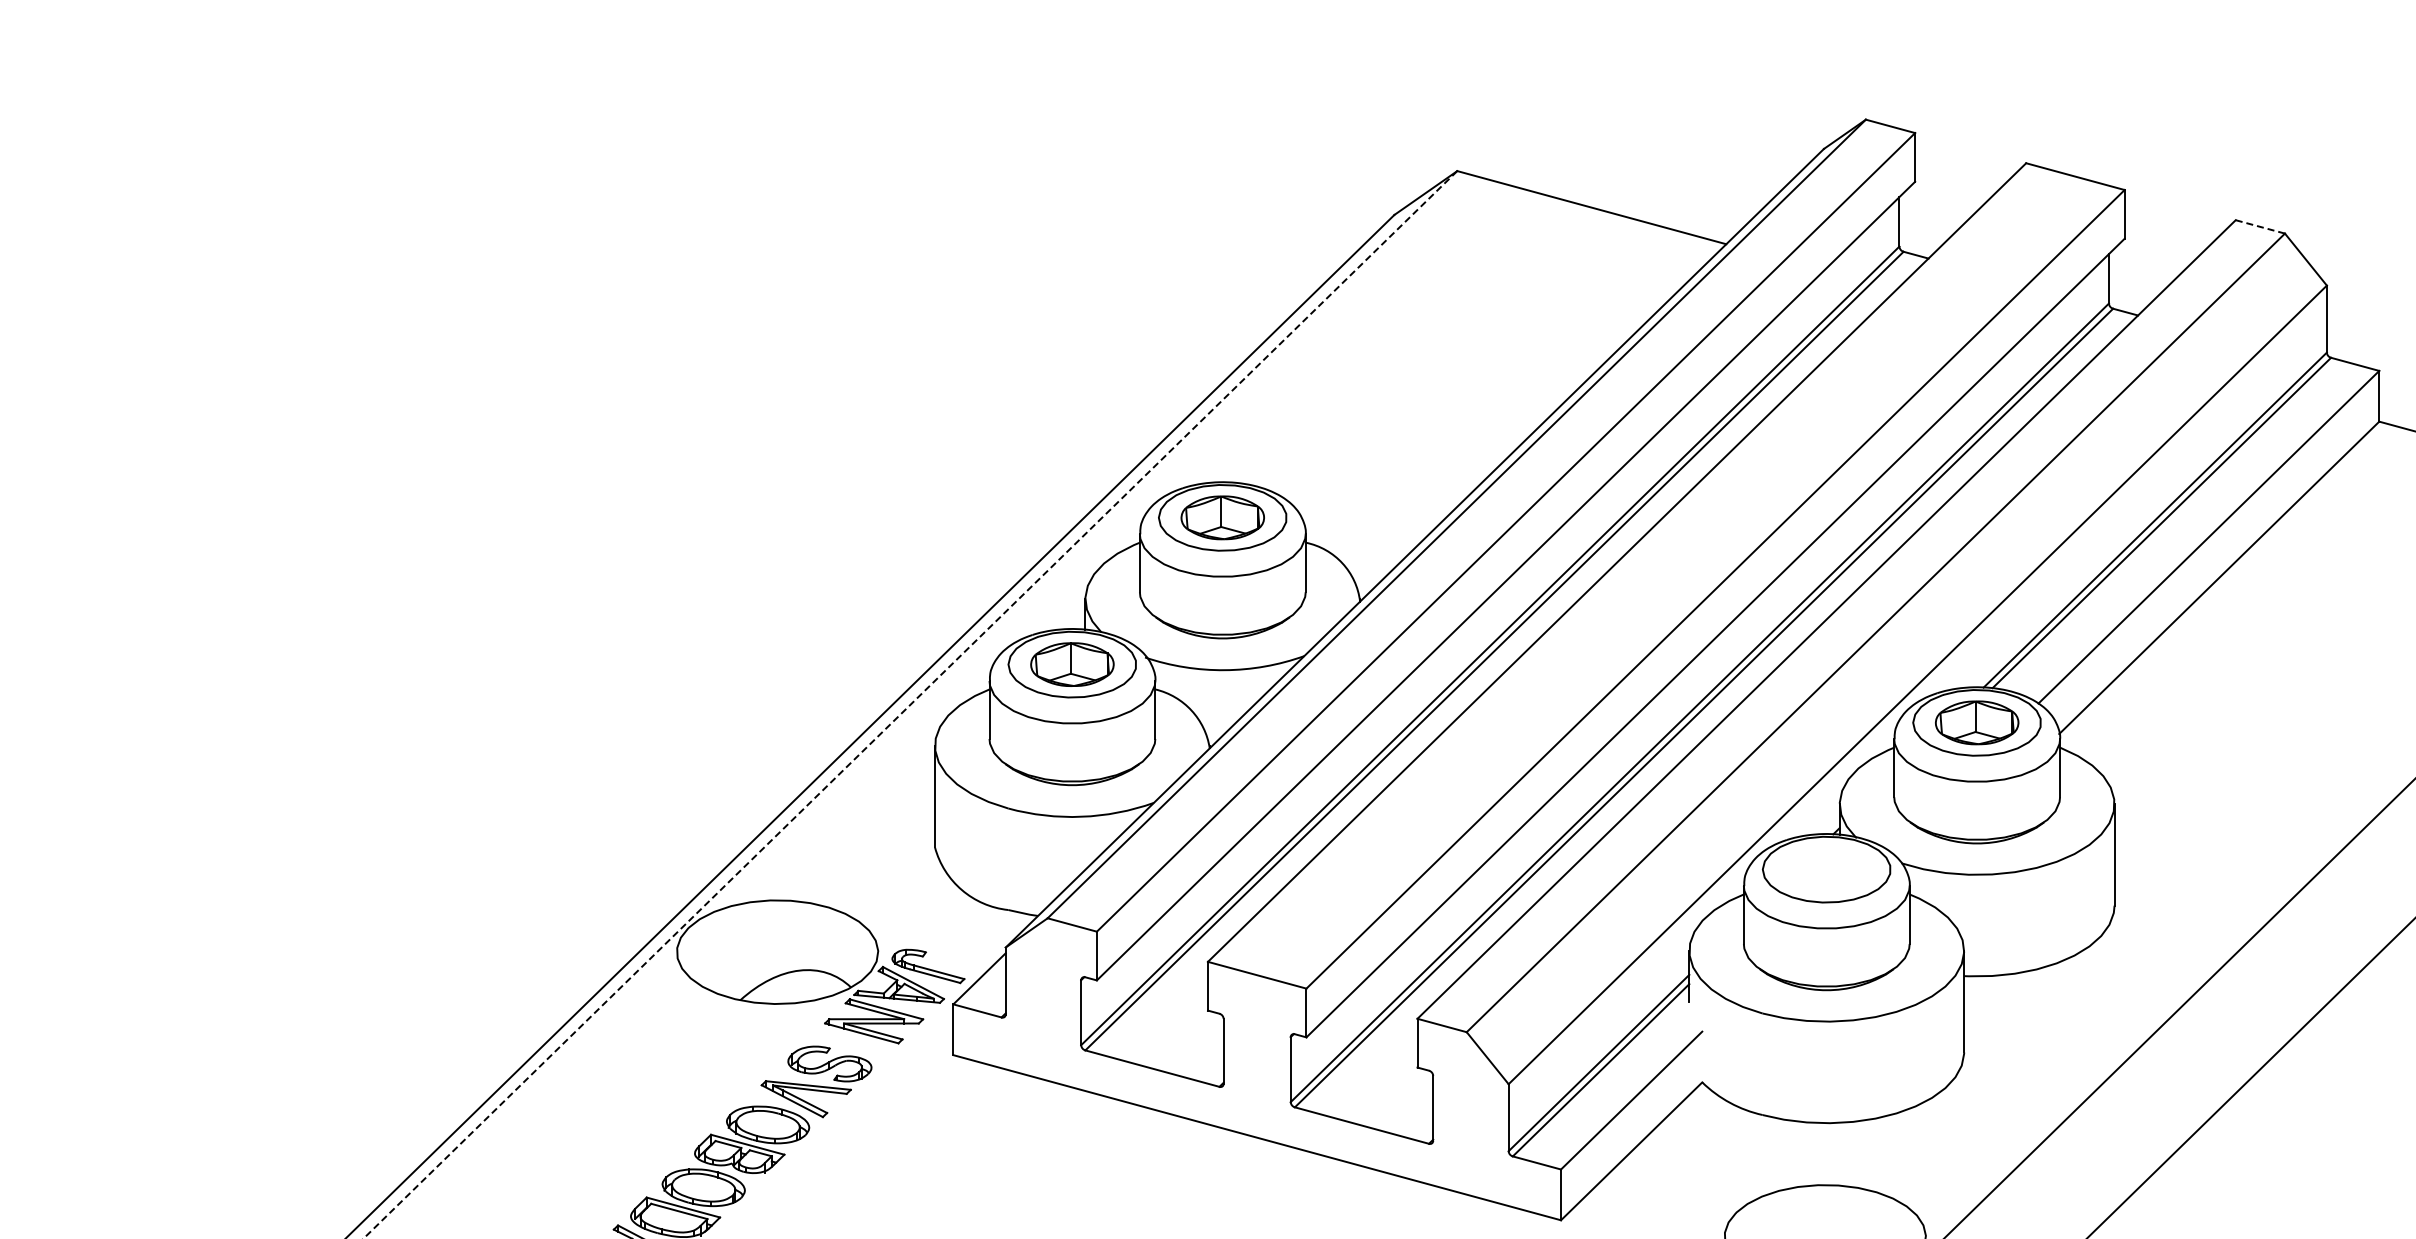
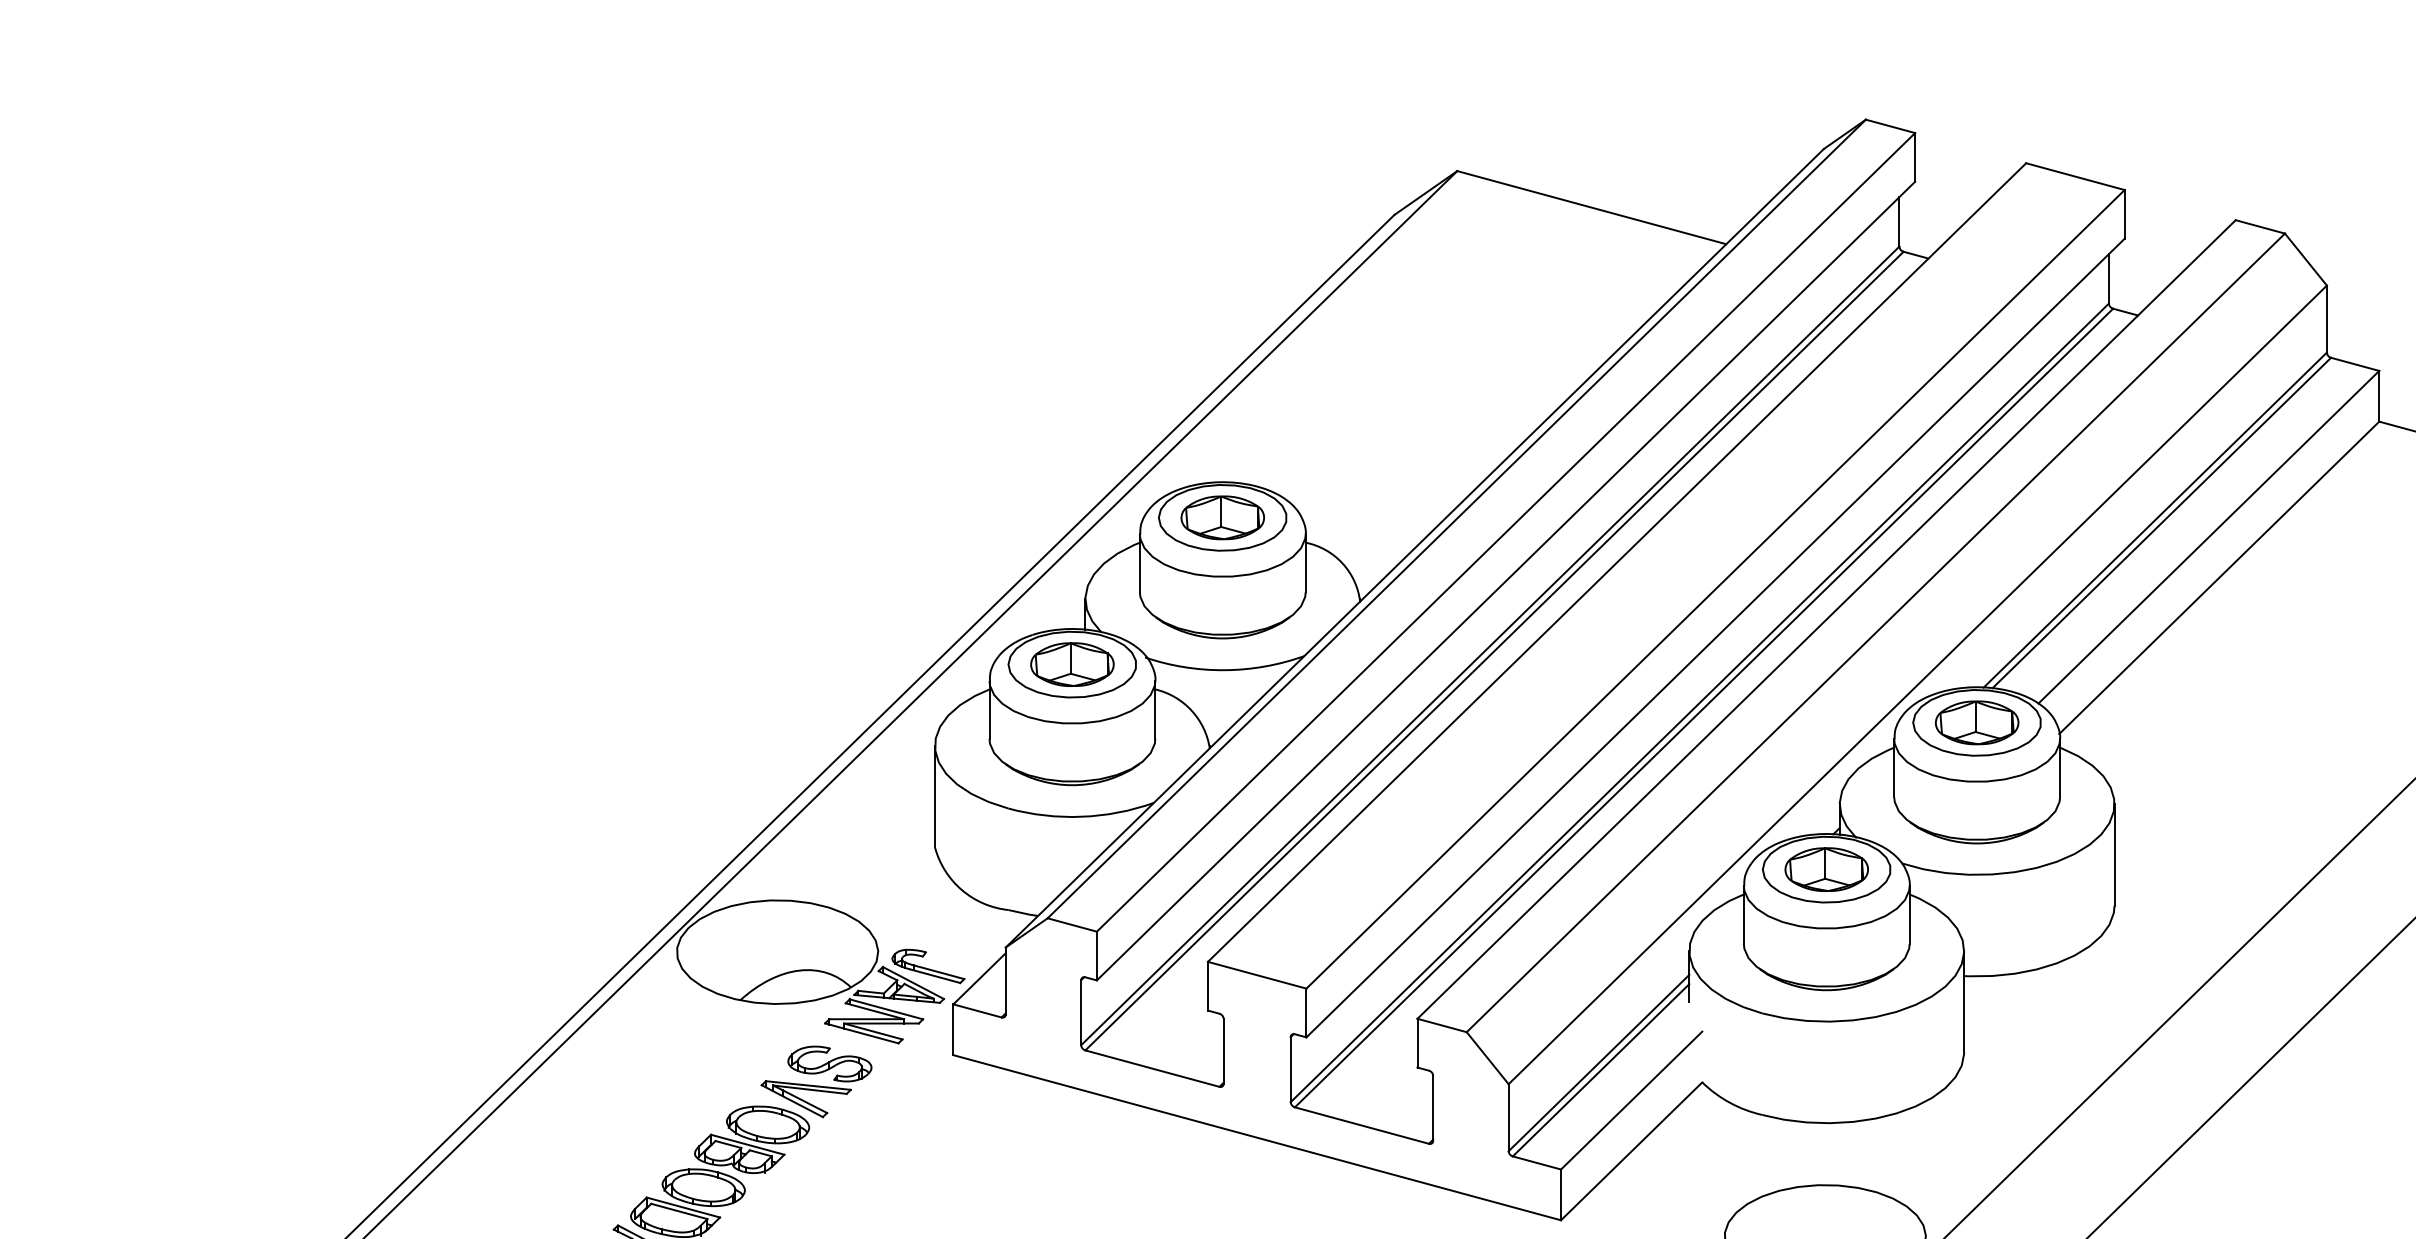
line: dashed -> solid (2260, 226)
line: dashed -> solid (910, 705)
part: none -> present (1826, 869)
